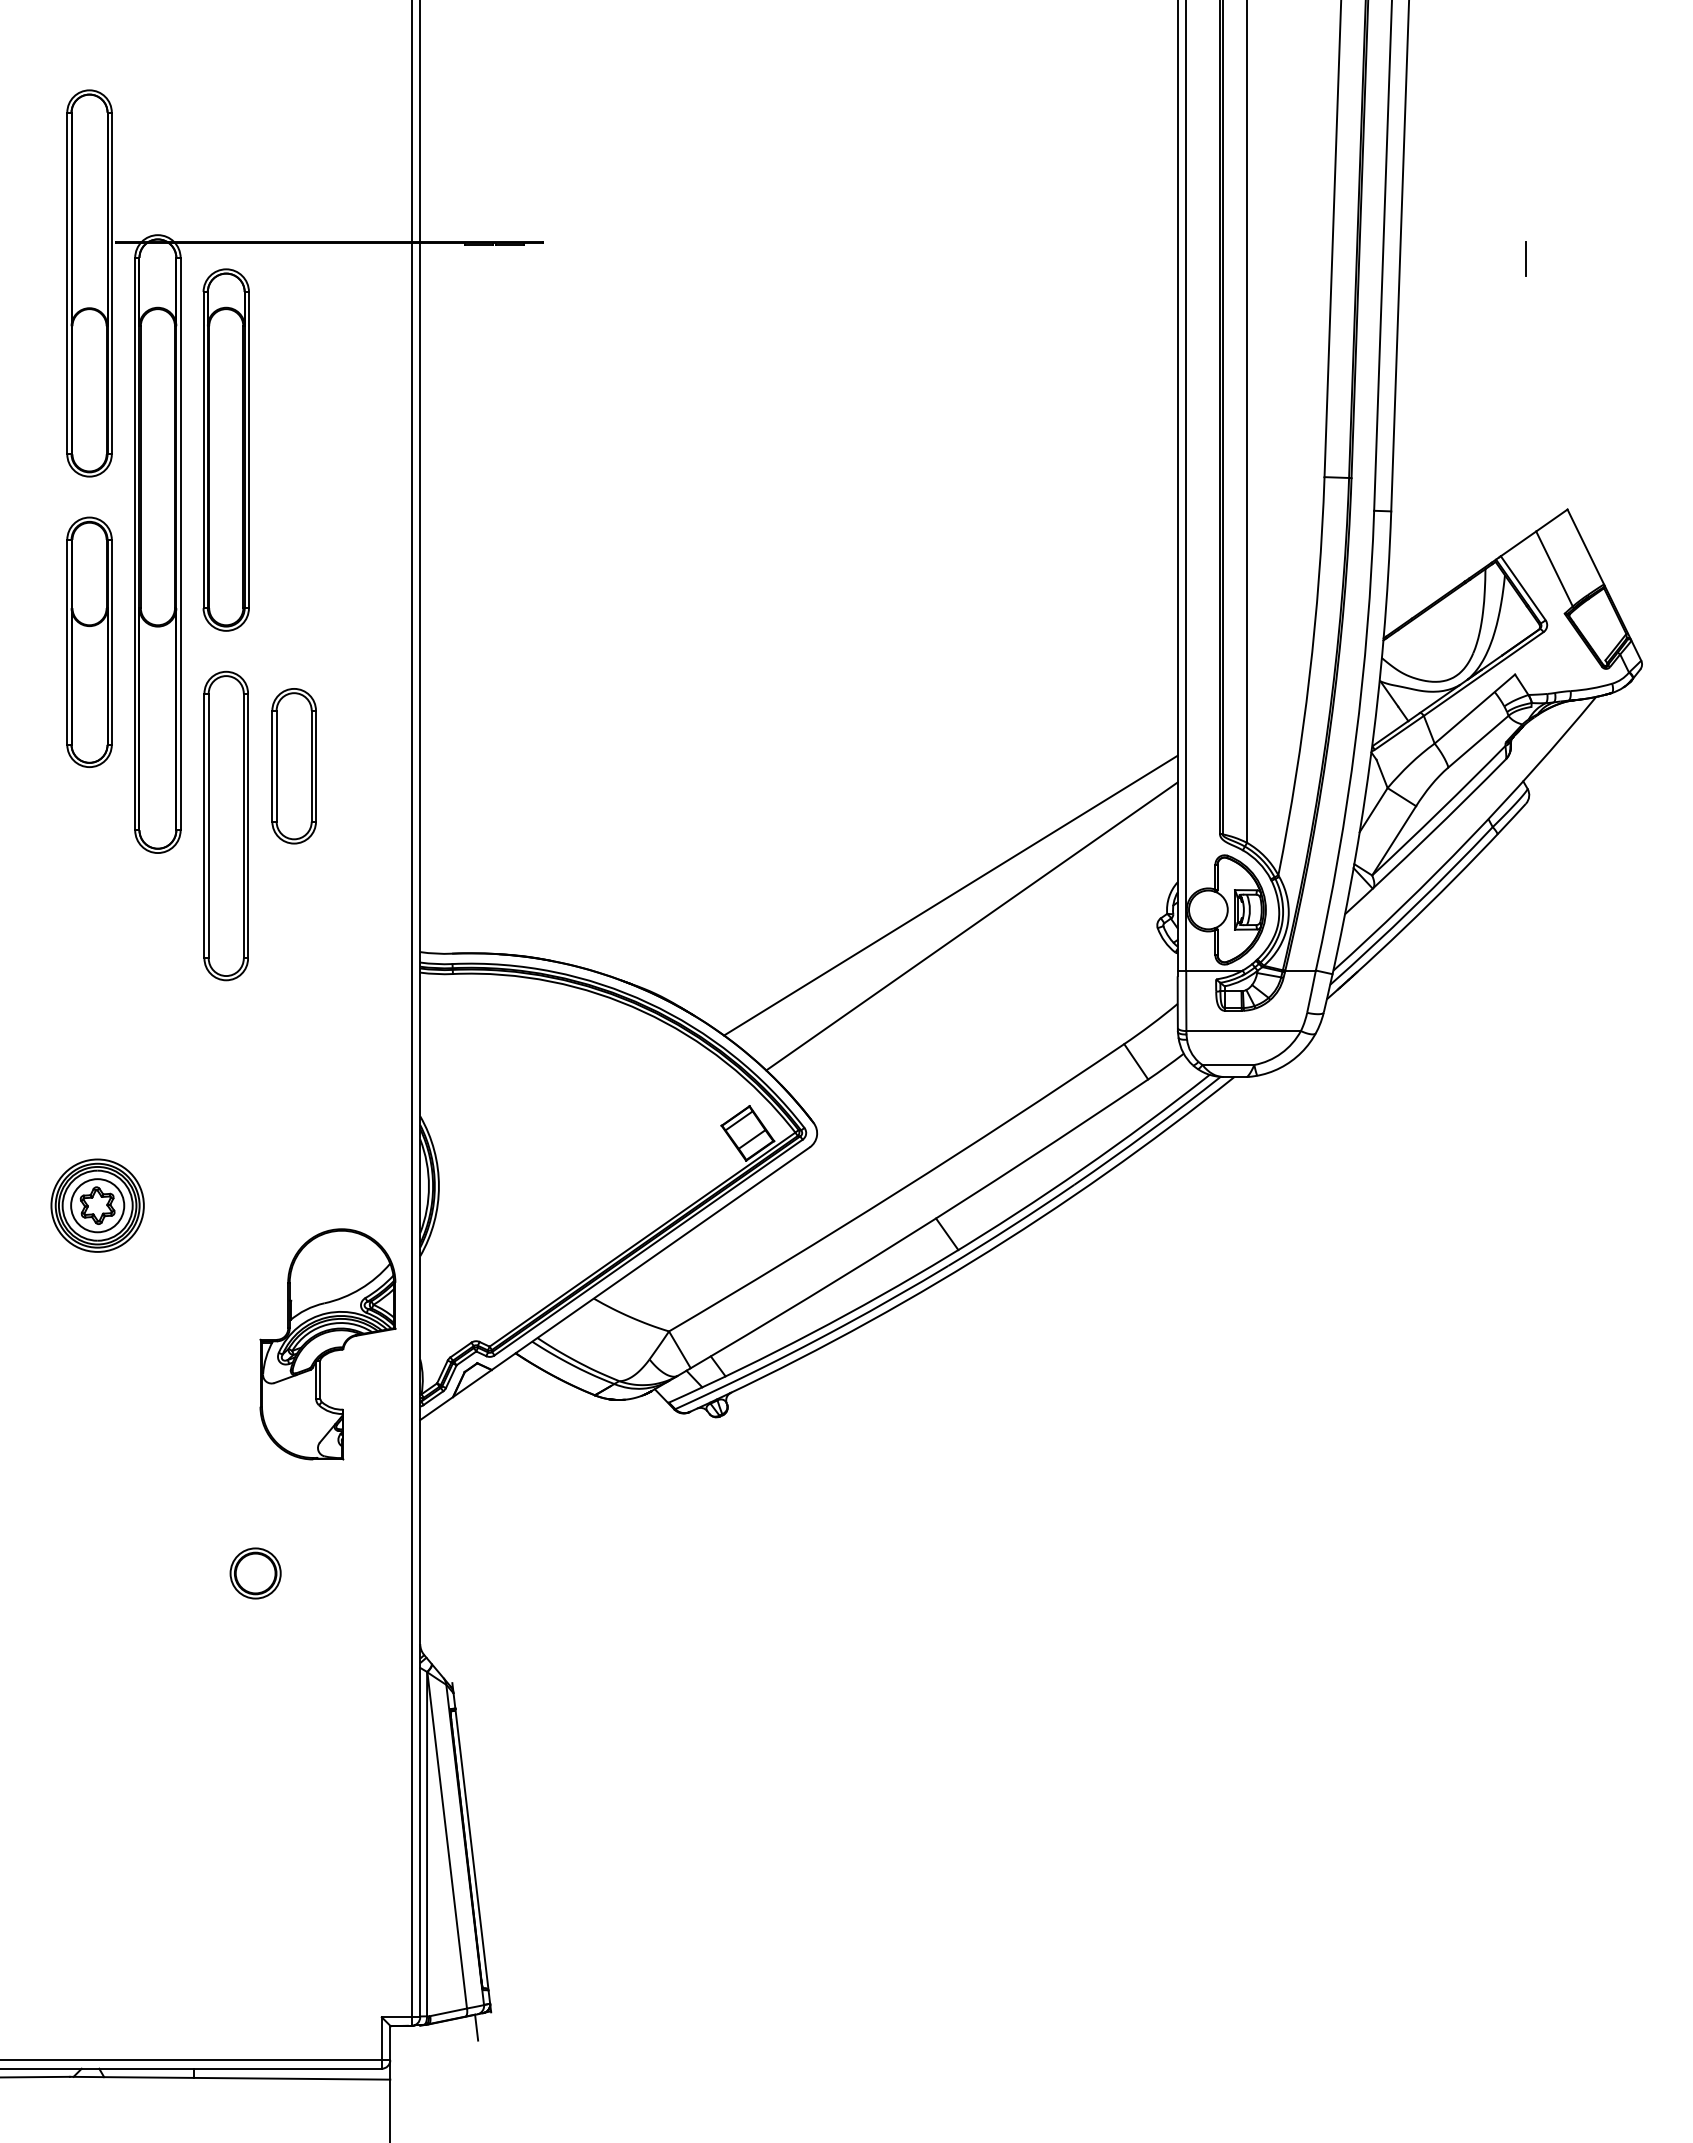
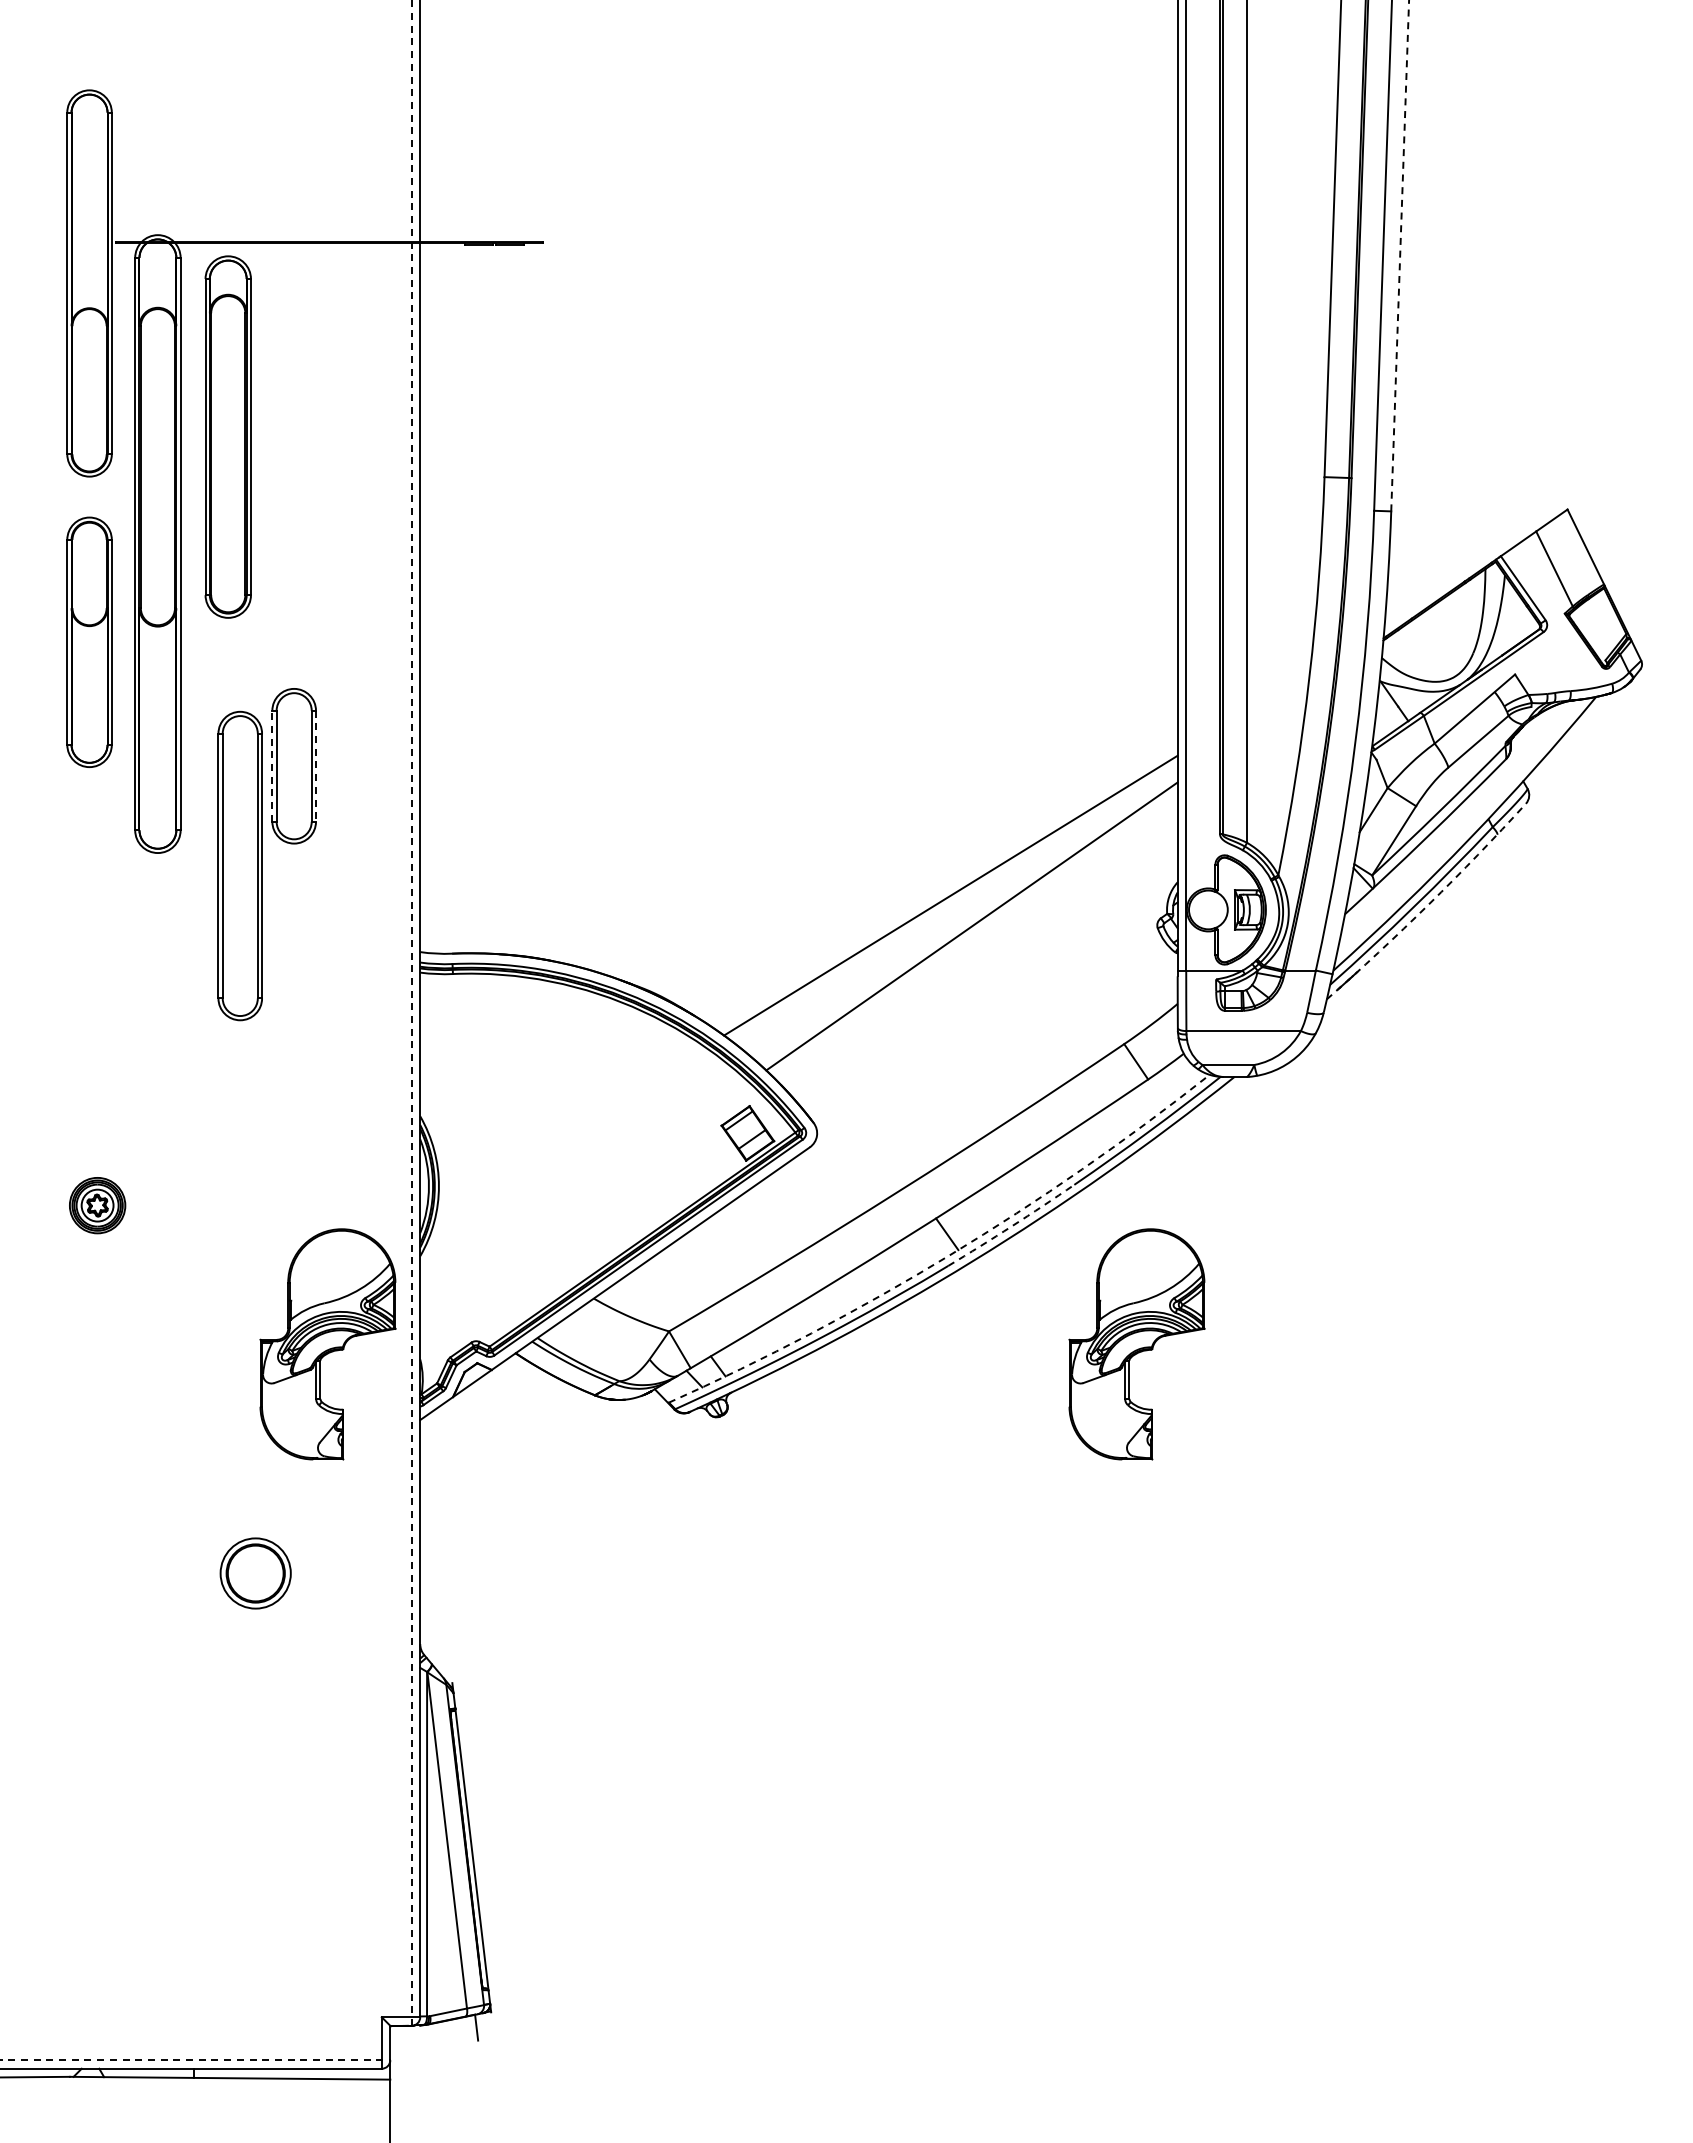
line: solid -> dashed (1400, 255)
line: present -> none (1526, 259)
part position: (225, 449) -> (227, 436) (227, 436)
line: solid -> dashed (272, 766)
line: solid -> dashed (316, 766)
part position: (225, 825) -> (239, 865) (239, 865)
arc: solid -> dashed (1429, 904)
line: solid -> dashed (411, 1013)
part size: 95x95 px -> 58x58 px (97, 1205)
arc: solid -> dashed (1011, 1226)
arc: solid -> dashed (949, 1255)
part: none -> present (1136, 1344)
part size: 53x53 px -> 73x73 px (255, 1573)
line: solid -> dashed (195, 2060)
